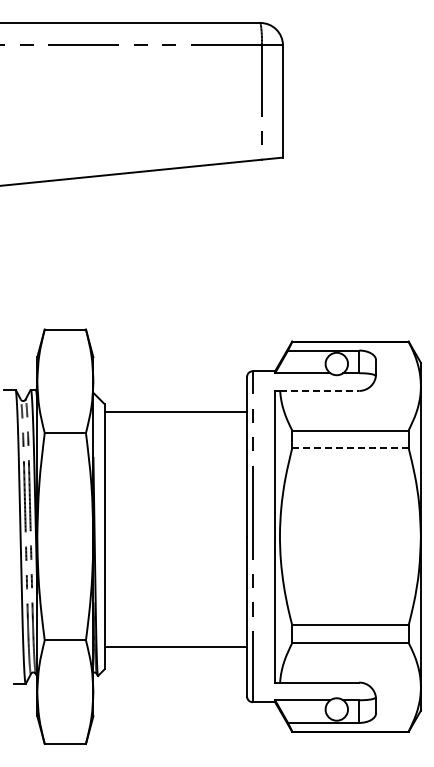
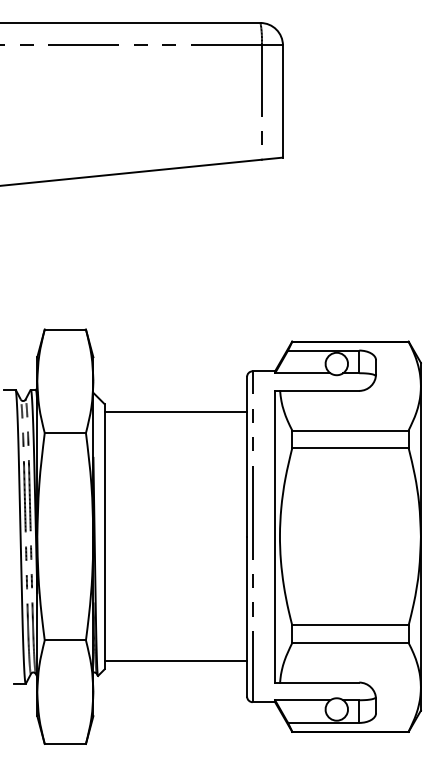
line: dashed -> solid (319, 390)
line: dashed -> solid (350, 448)
line position: (175, 647) -> (175, 661) (175, 661)
